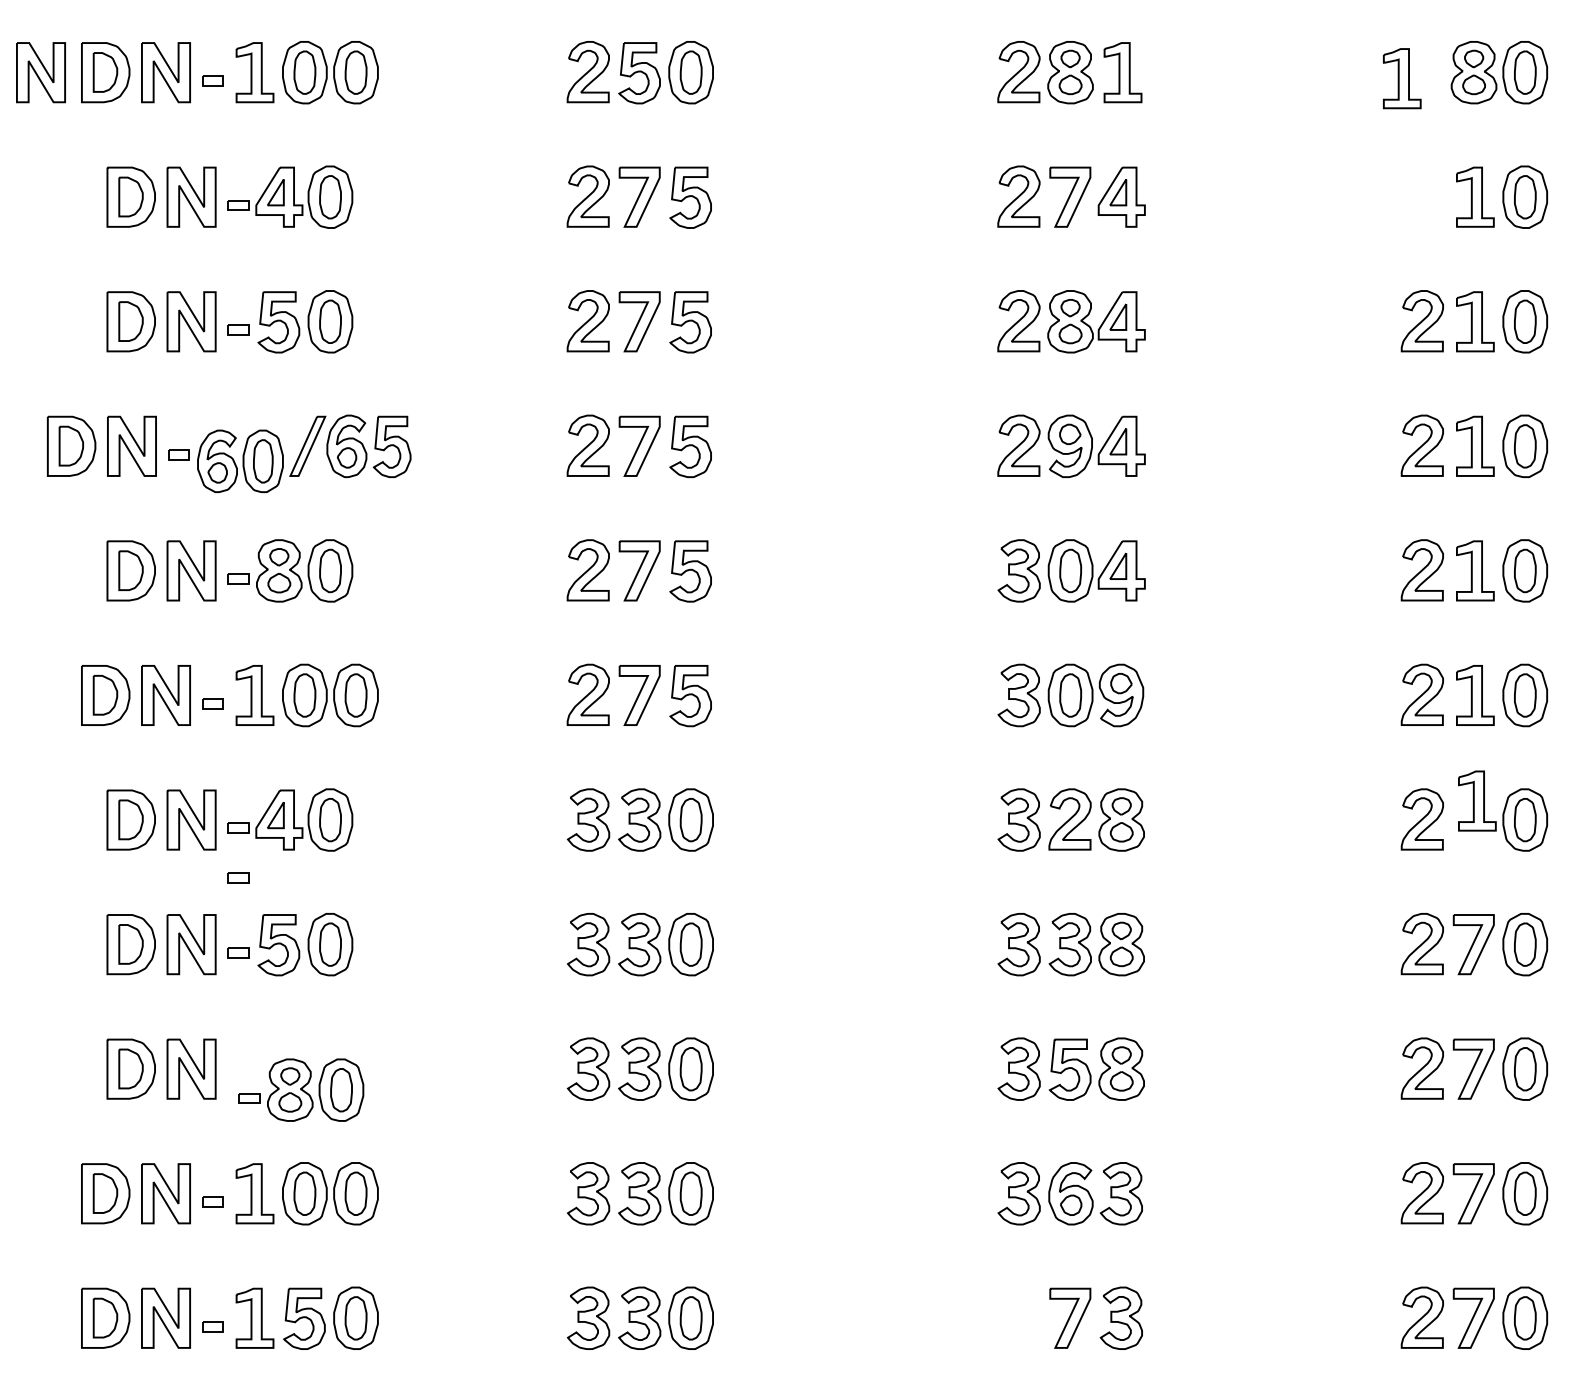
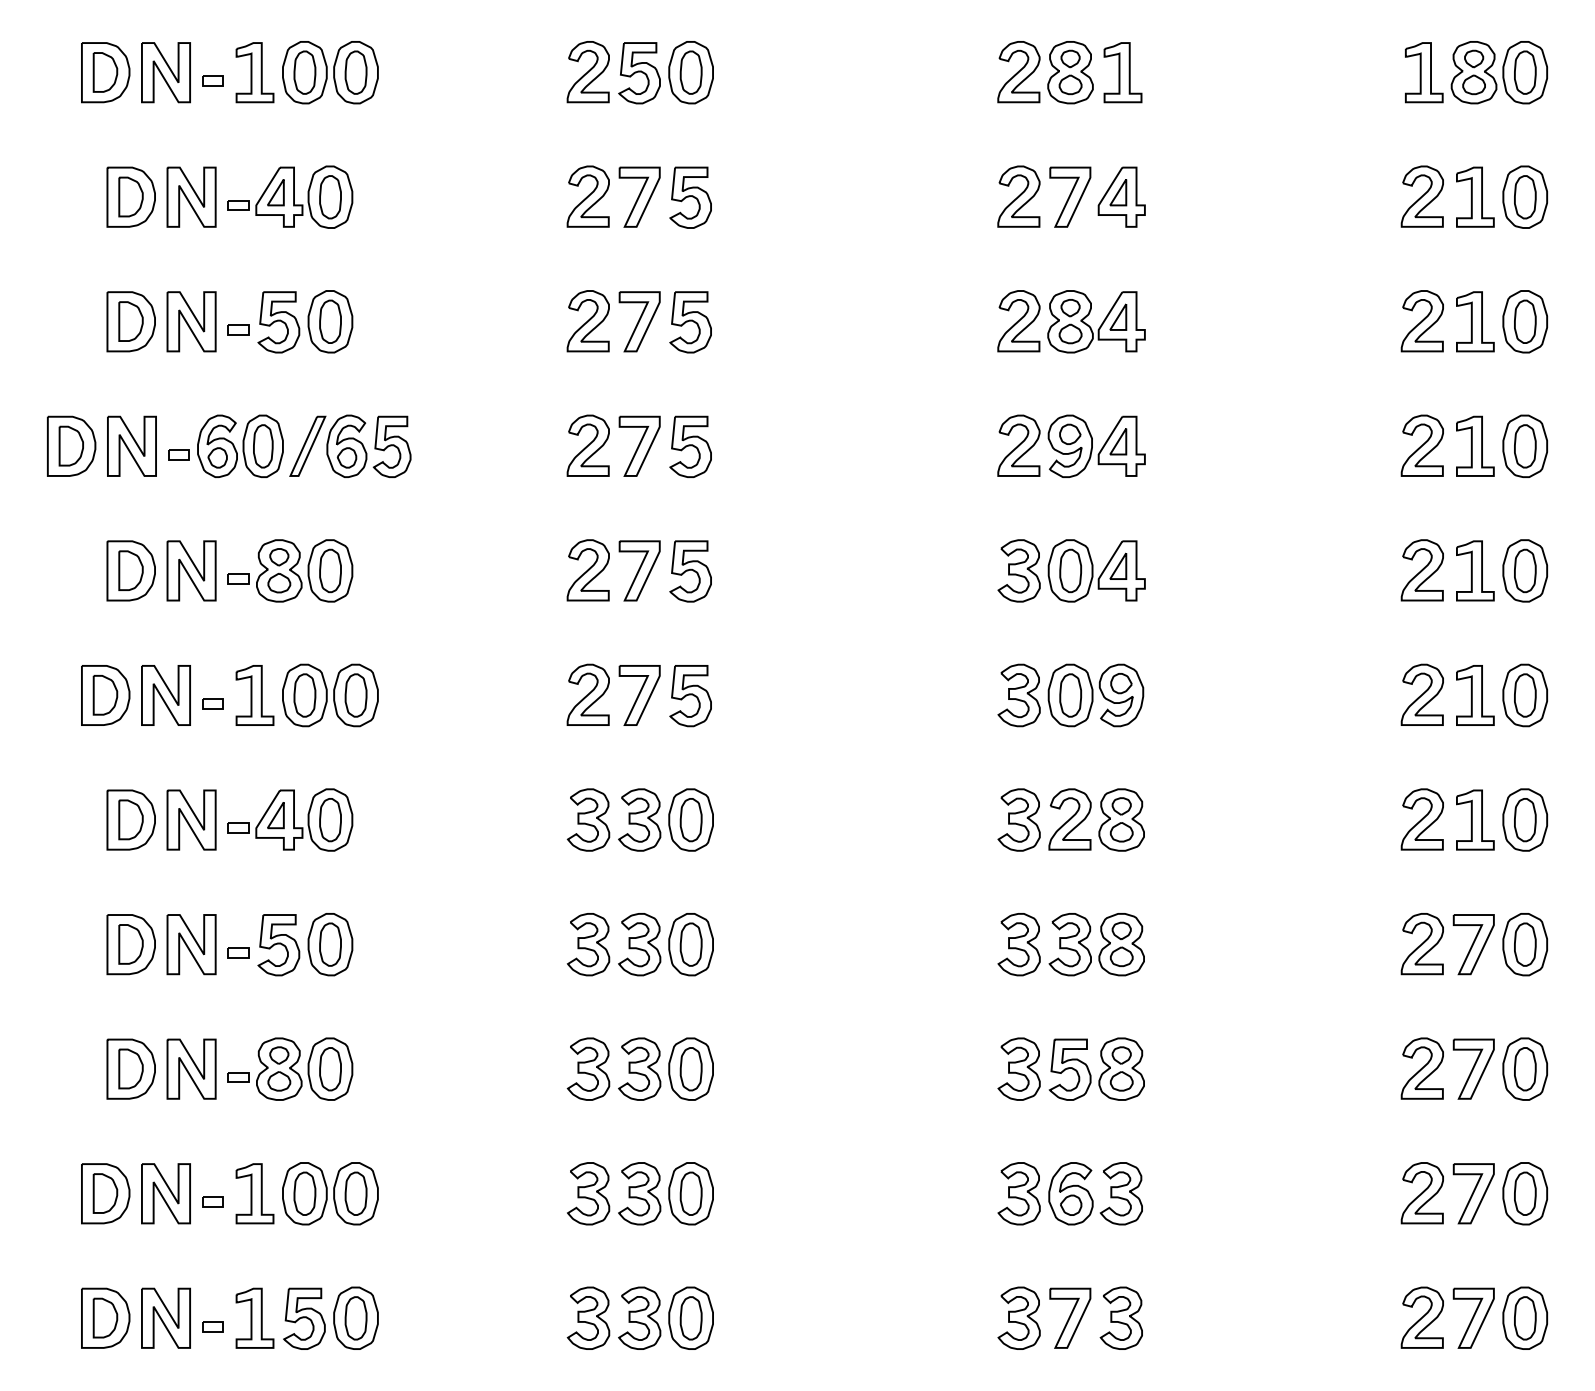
part: present -> none (40, 72)
part position: (1402, 78) -> (1424, 72) (1424, 72)
part: none -> present (1421, 196)
part position: (240, 460) -> (240, 445) (240, 445)
part position: (1477, 800) -> (1475, 819) (1475, 819)
part: present -> none (238, 877)
part position: (301, 1089) -> (290, 1068) (290, 1068)
part: none -> present (1018, 1317)
